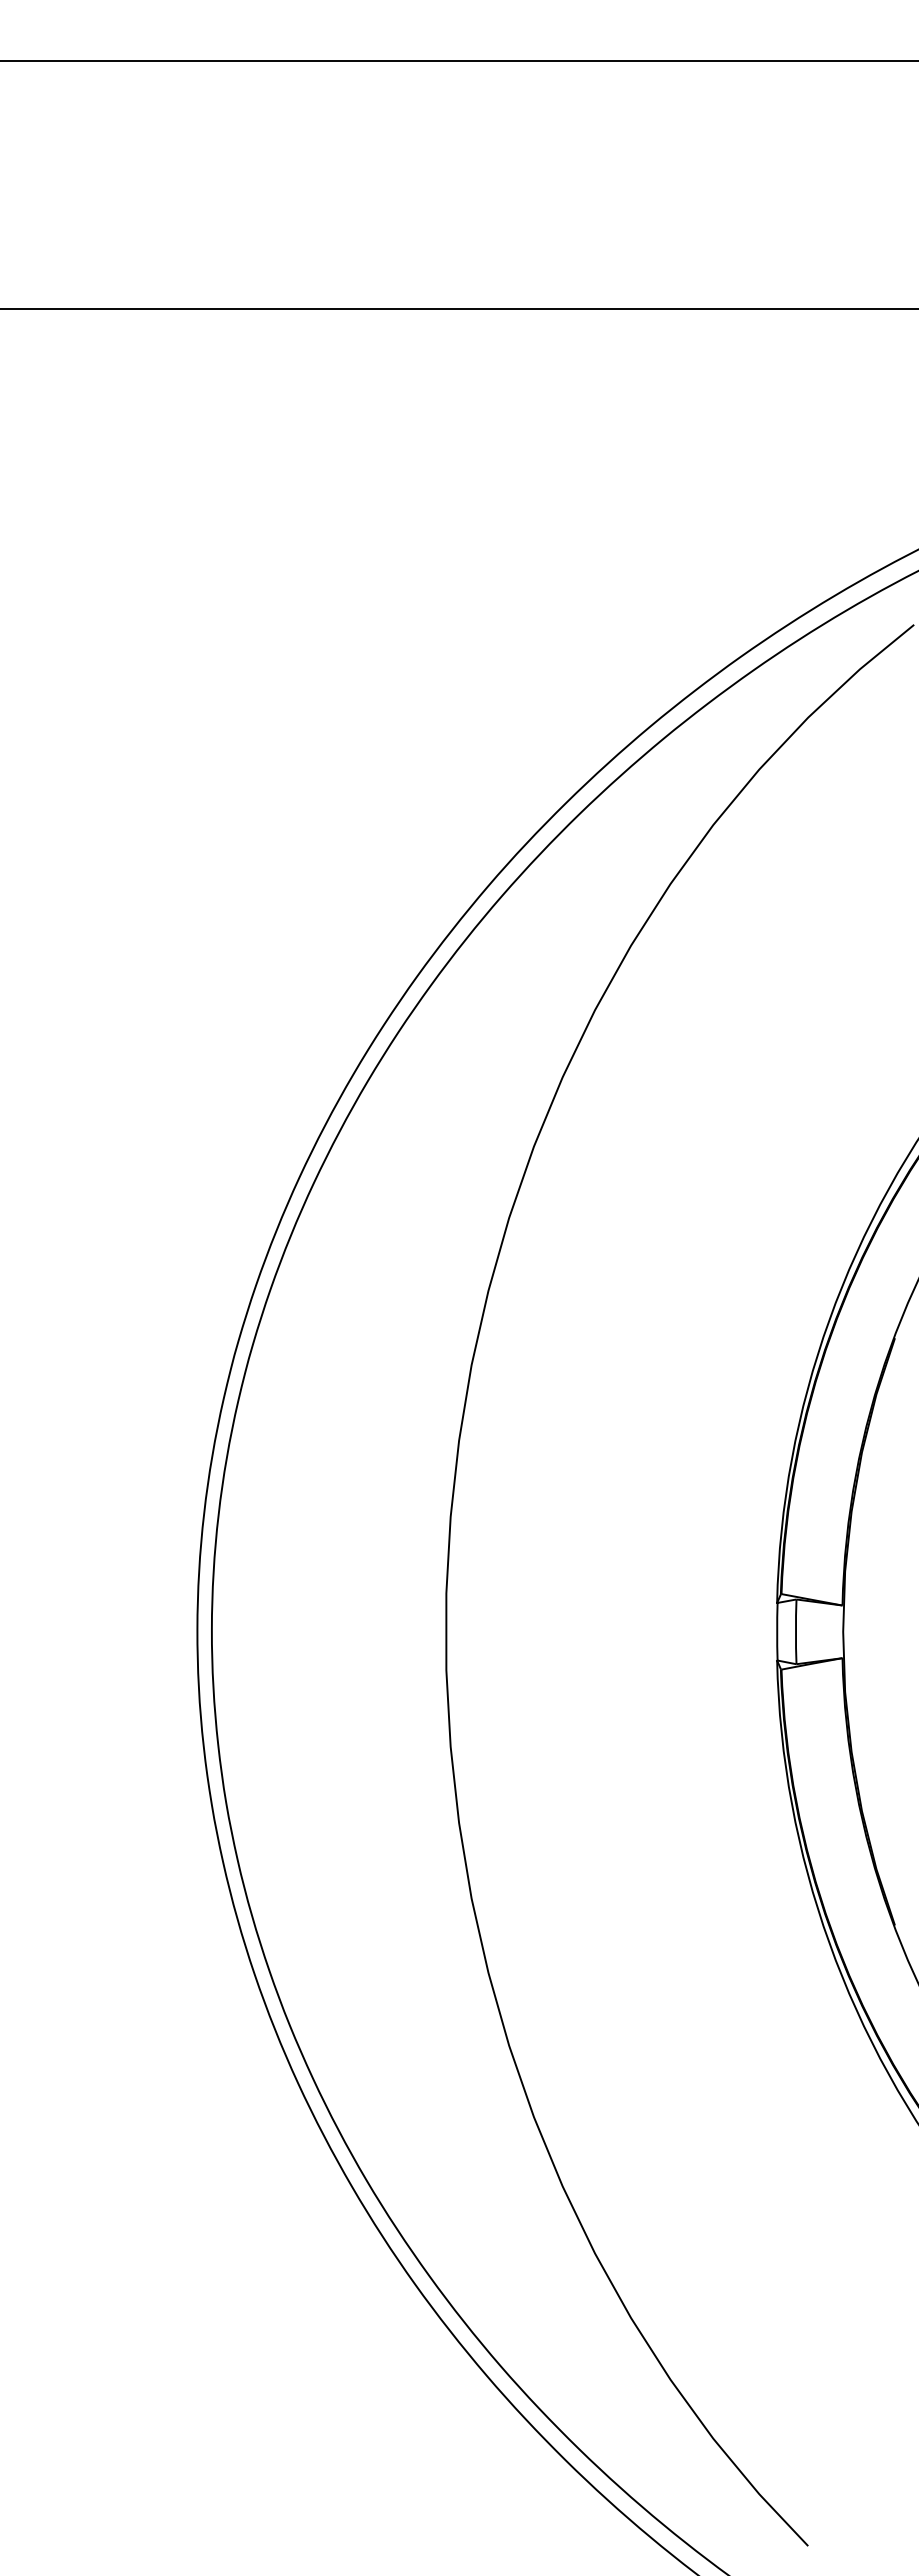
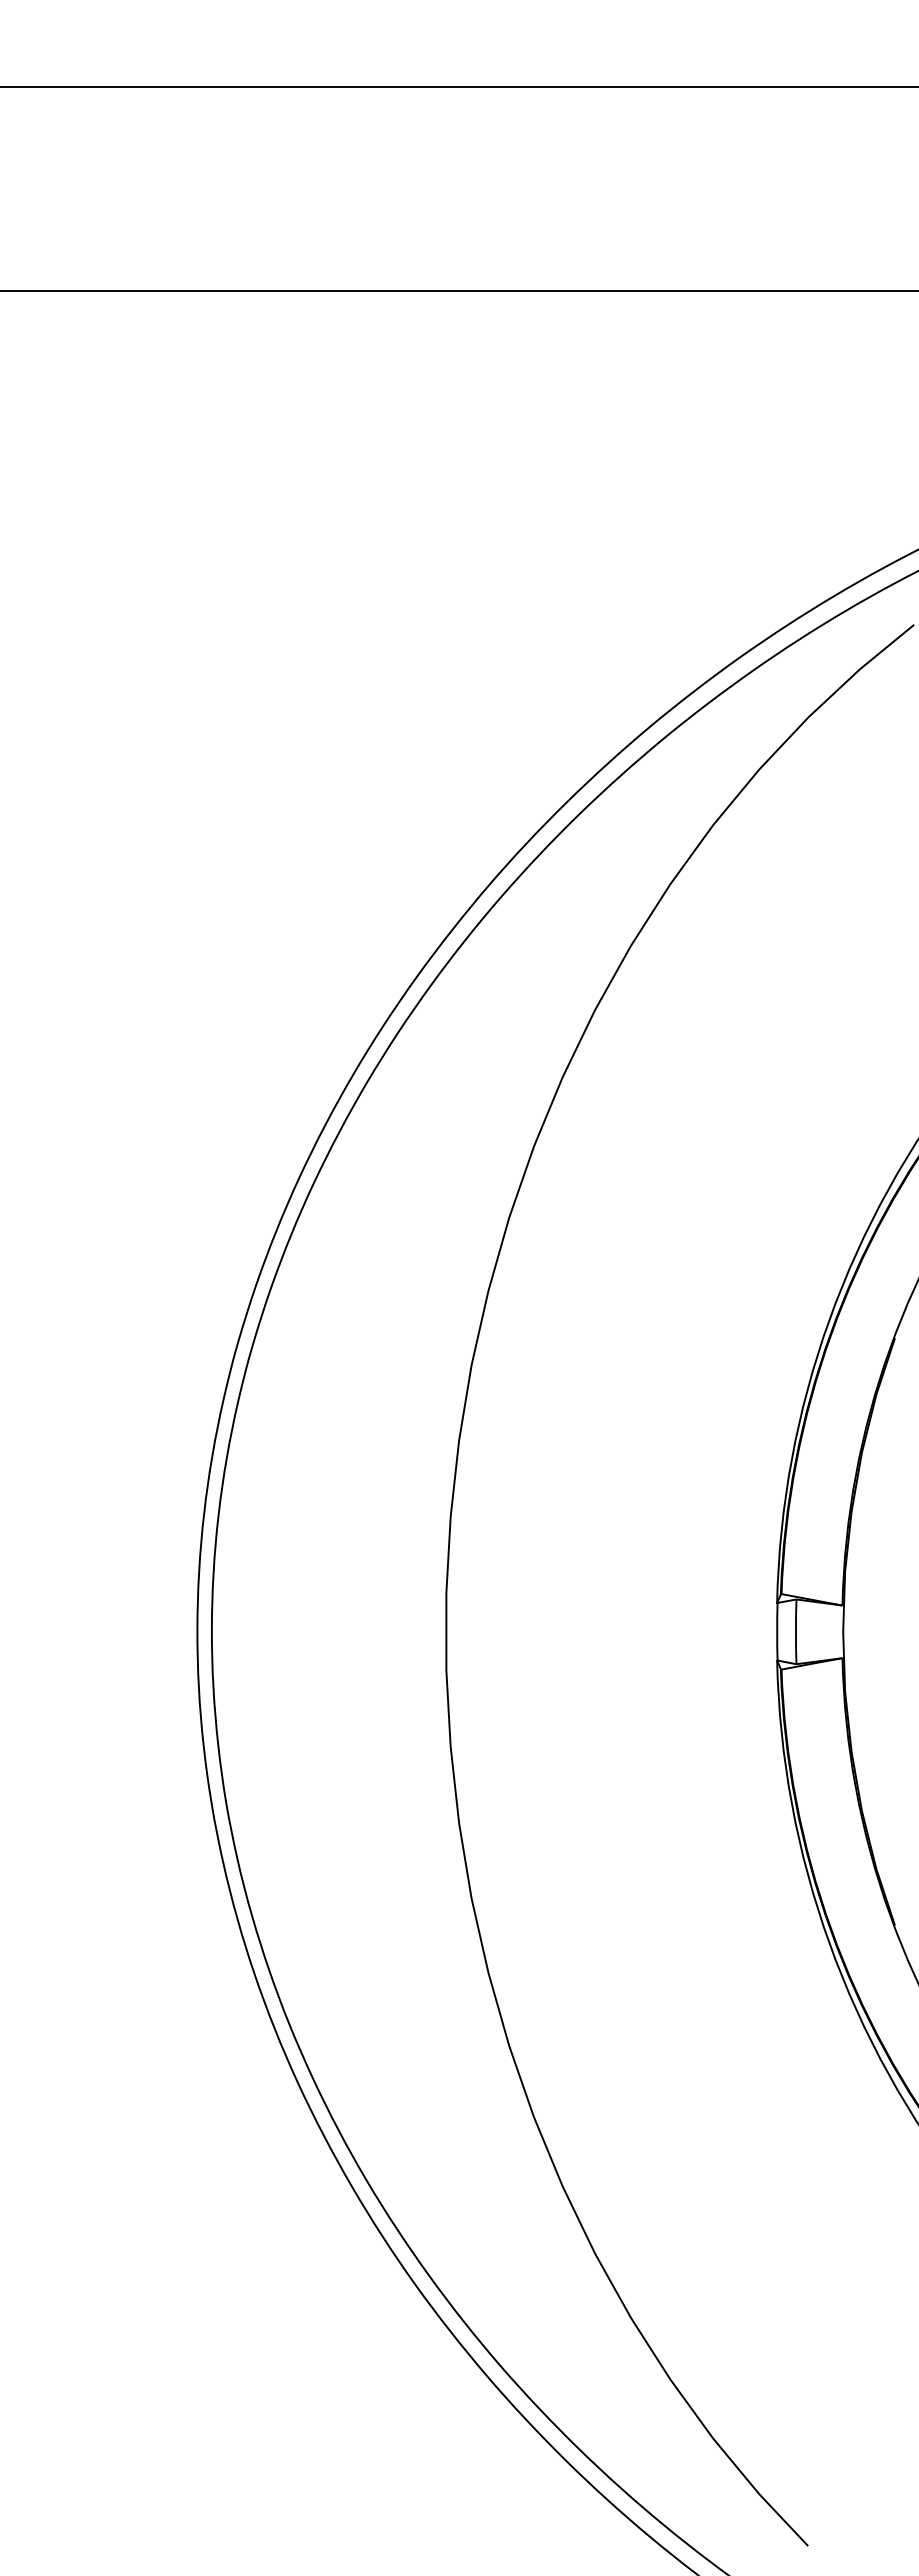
line position: (458, 60) -> (458, 86) (458, 86)
line position: (458, 309) -> (458, 291) (458, 291)
